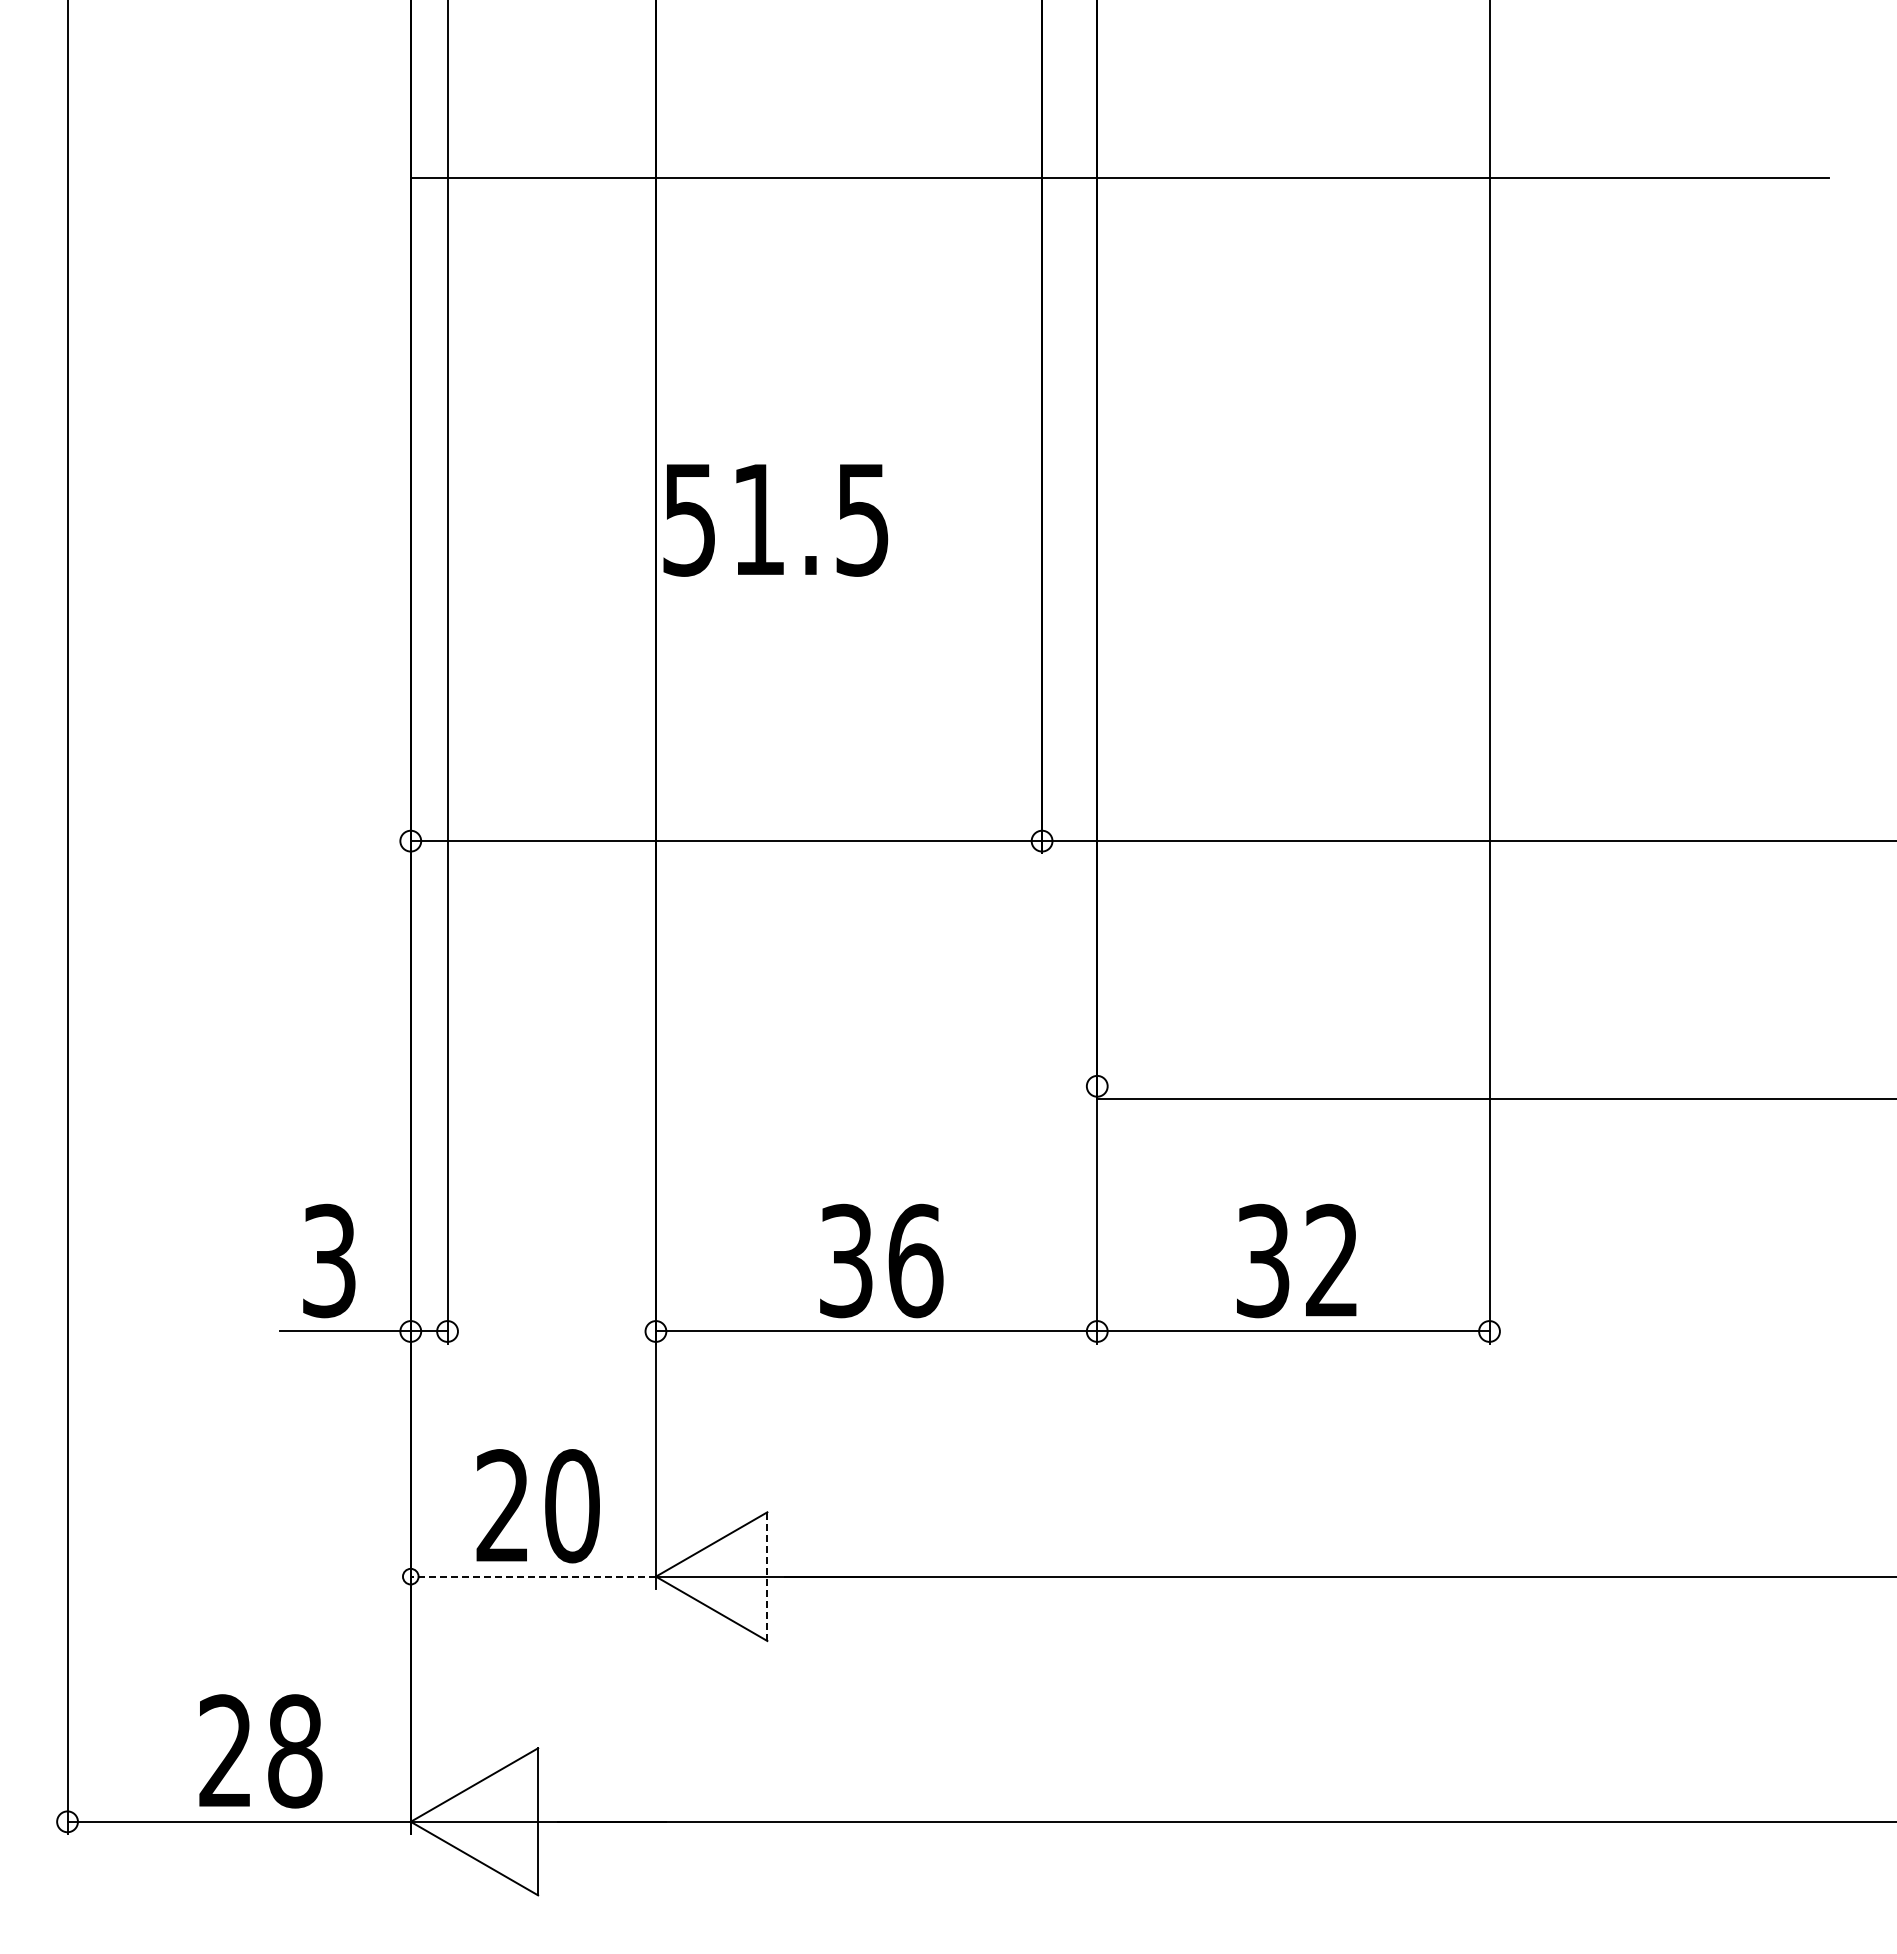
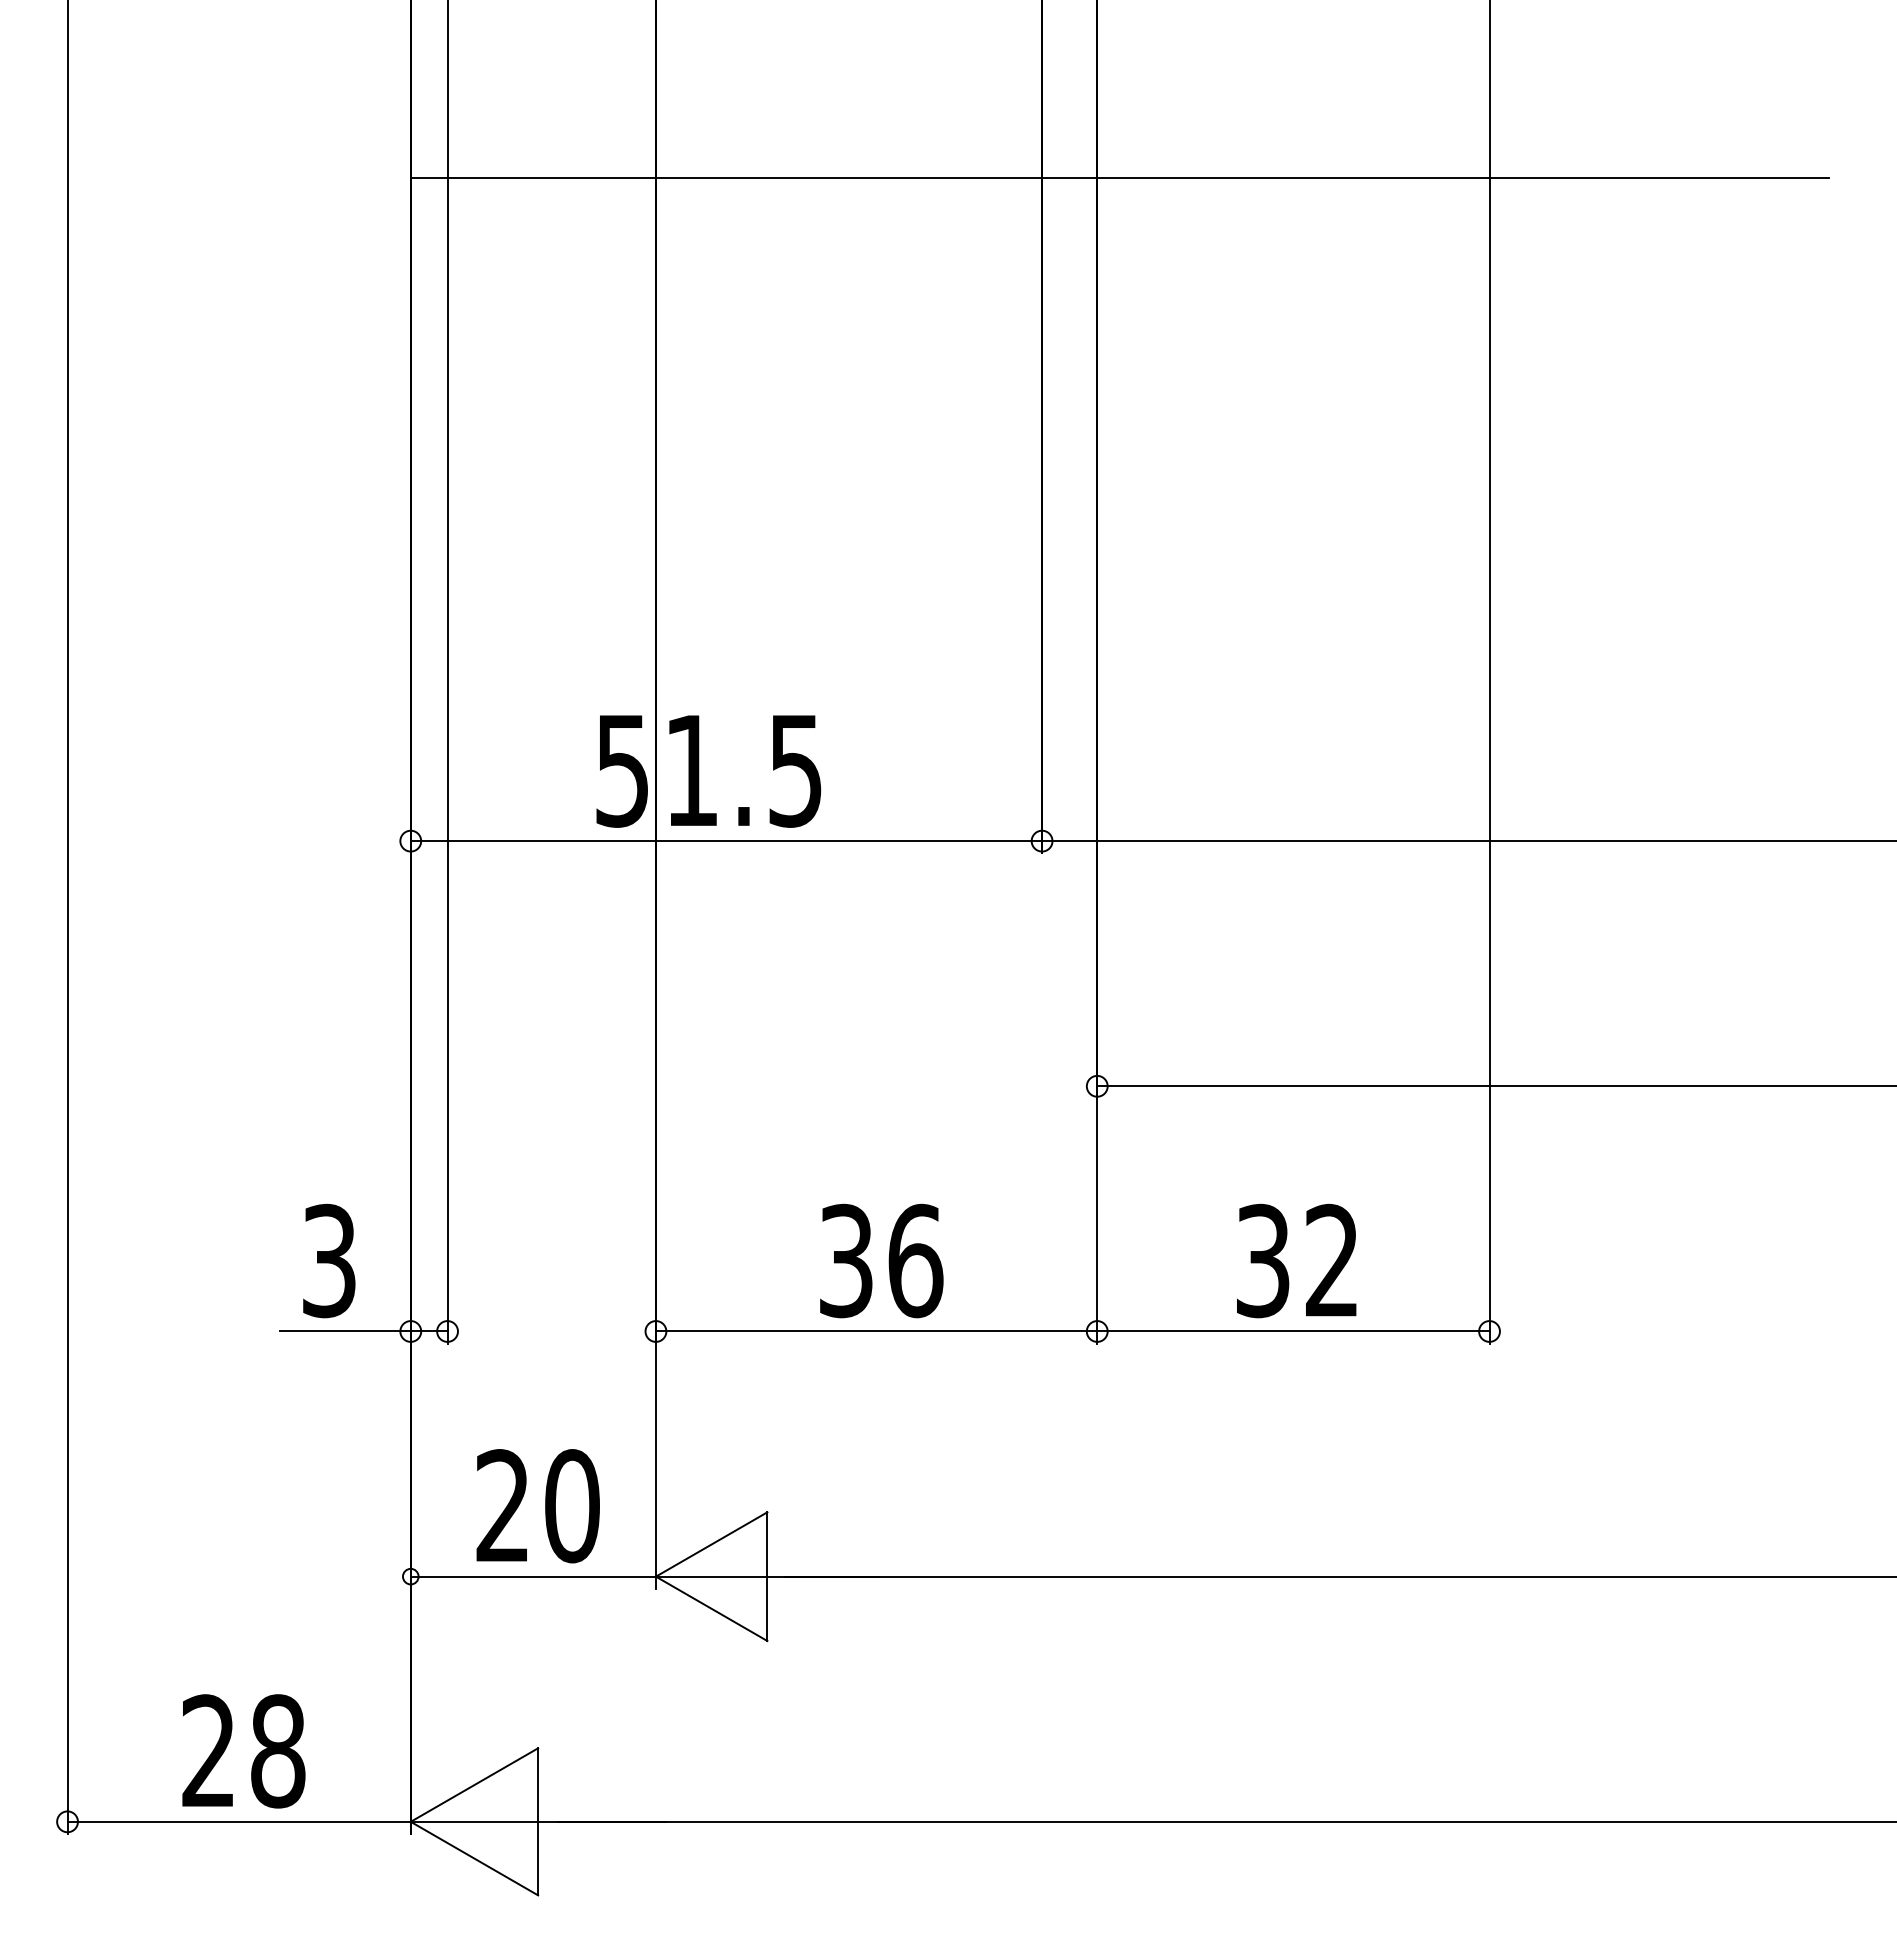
text position: (775, 520) -> (708, 771) (708, 771)
line position: (1495, 1099) -> (1495, 1086) (1495, 1086)
line: dashed -> solid (533, 1576)
line: dashed -> solid (767, 1576)
text position: (260, 1751) -> (243, 1751) (243, 1751)
